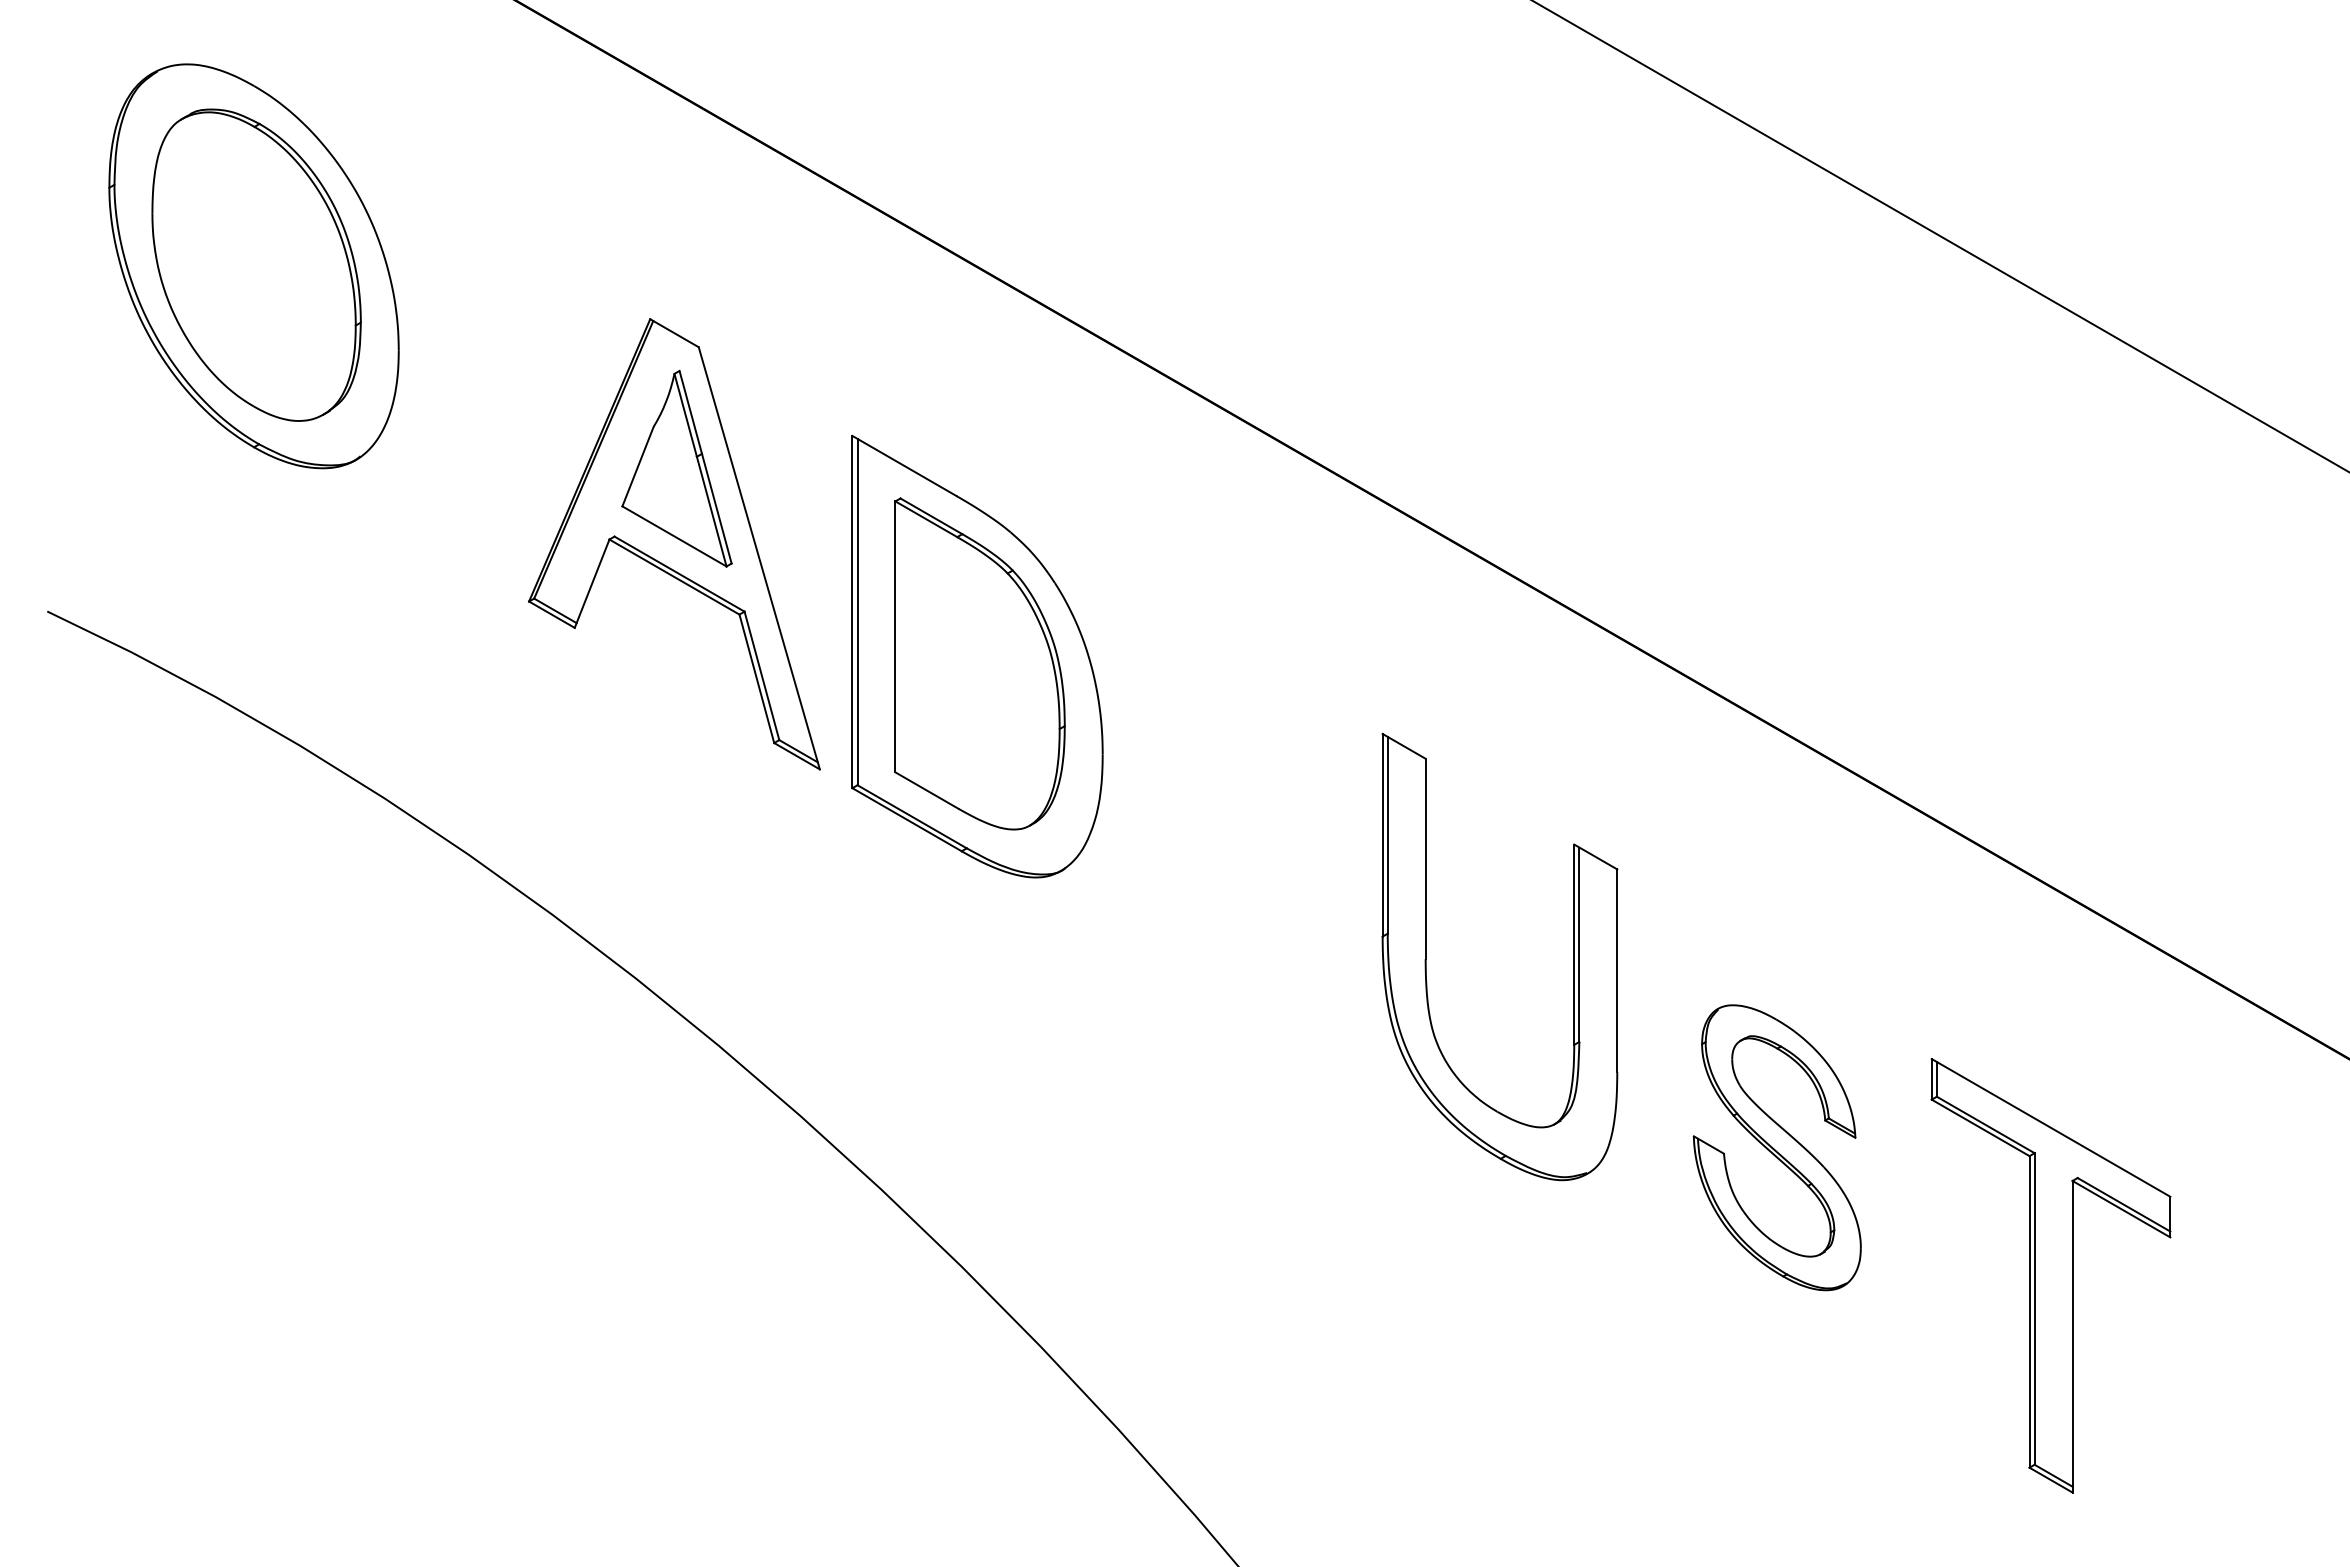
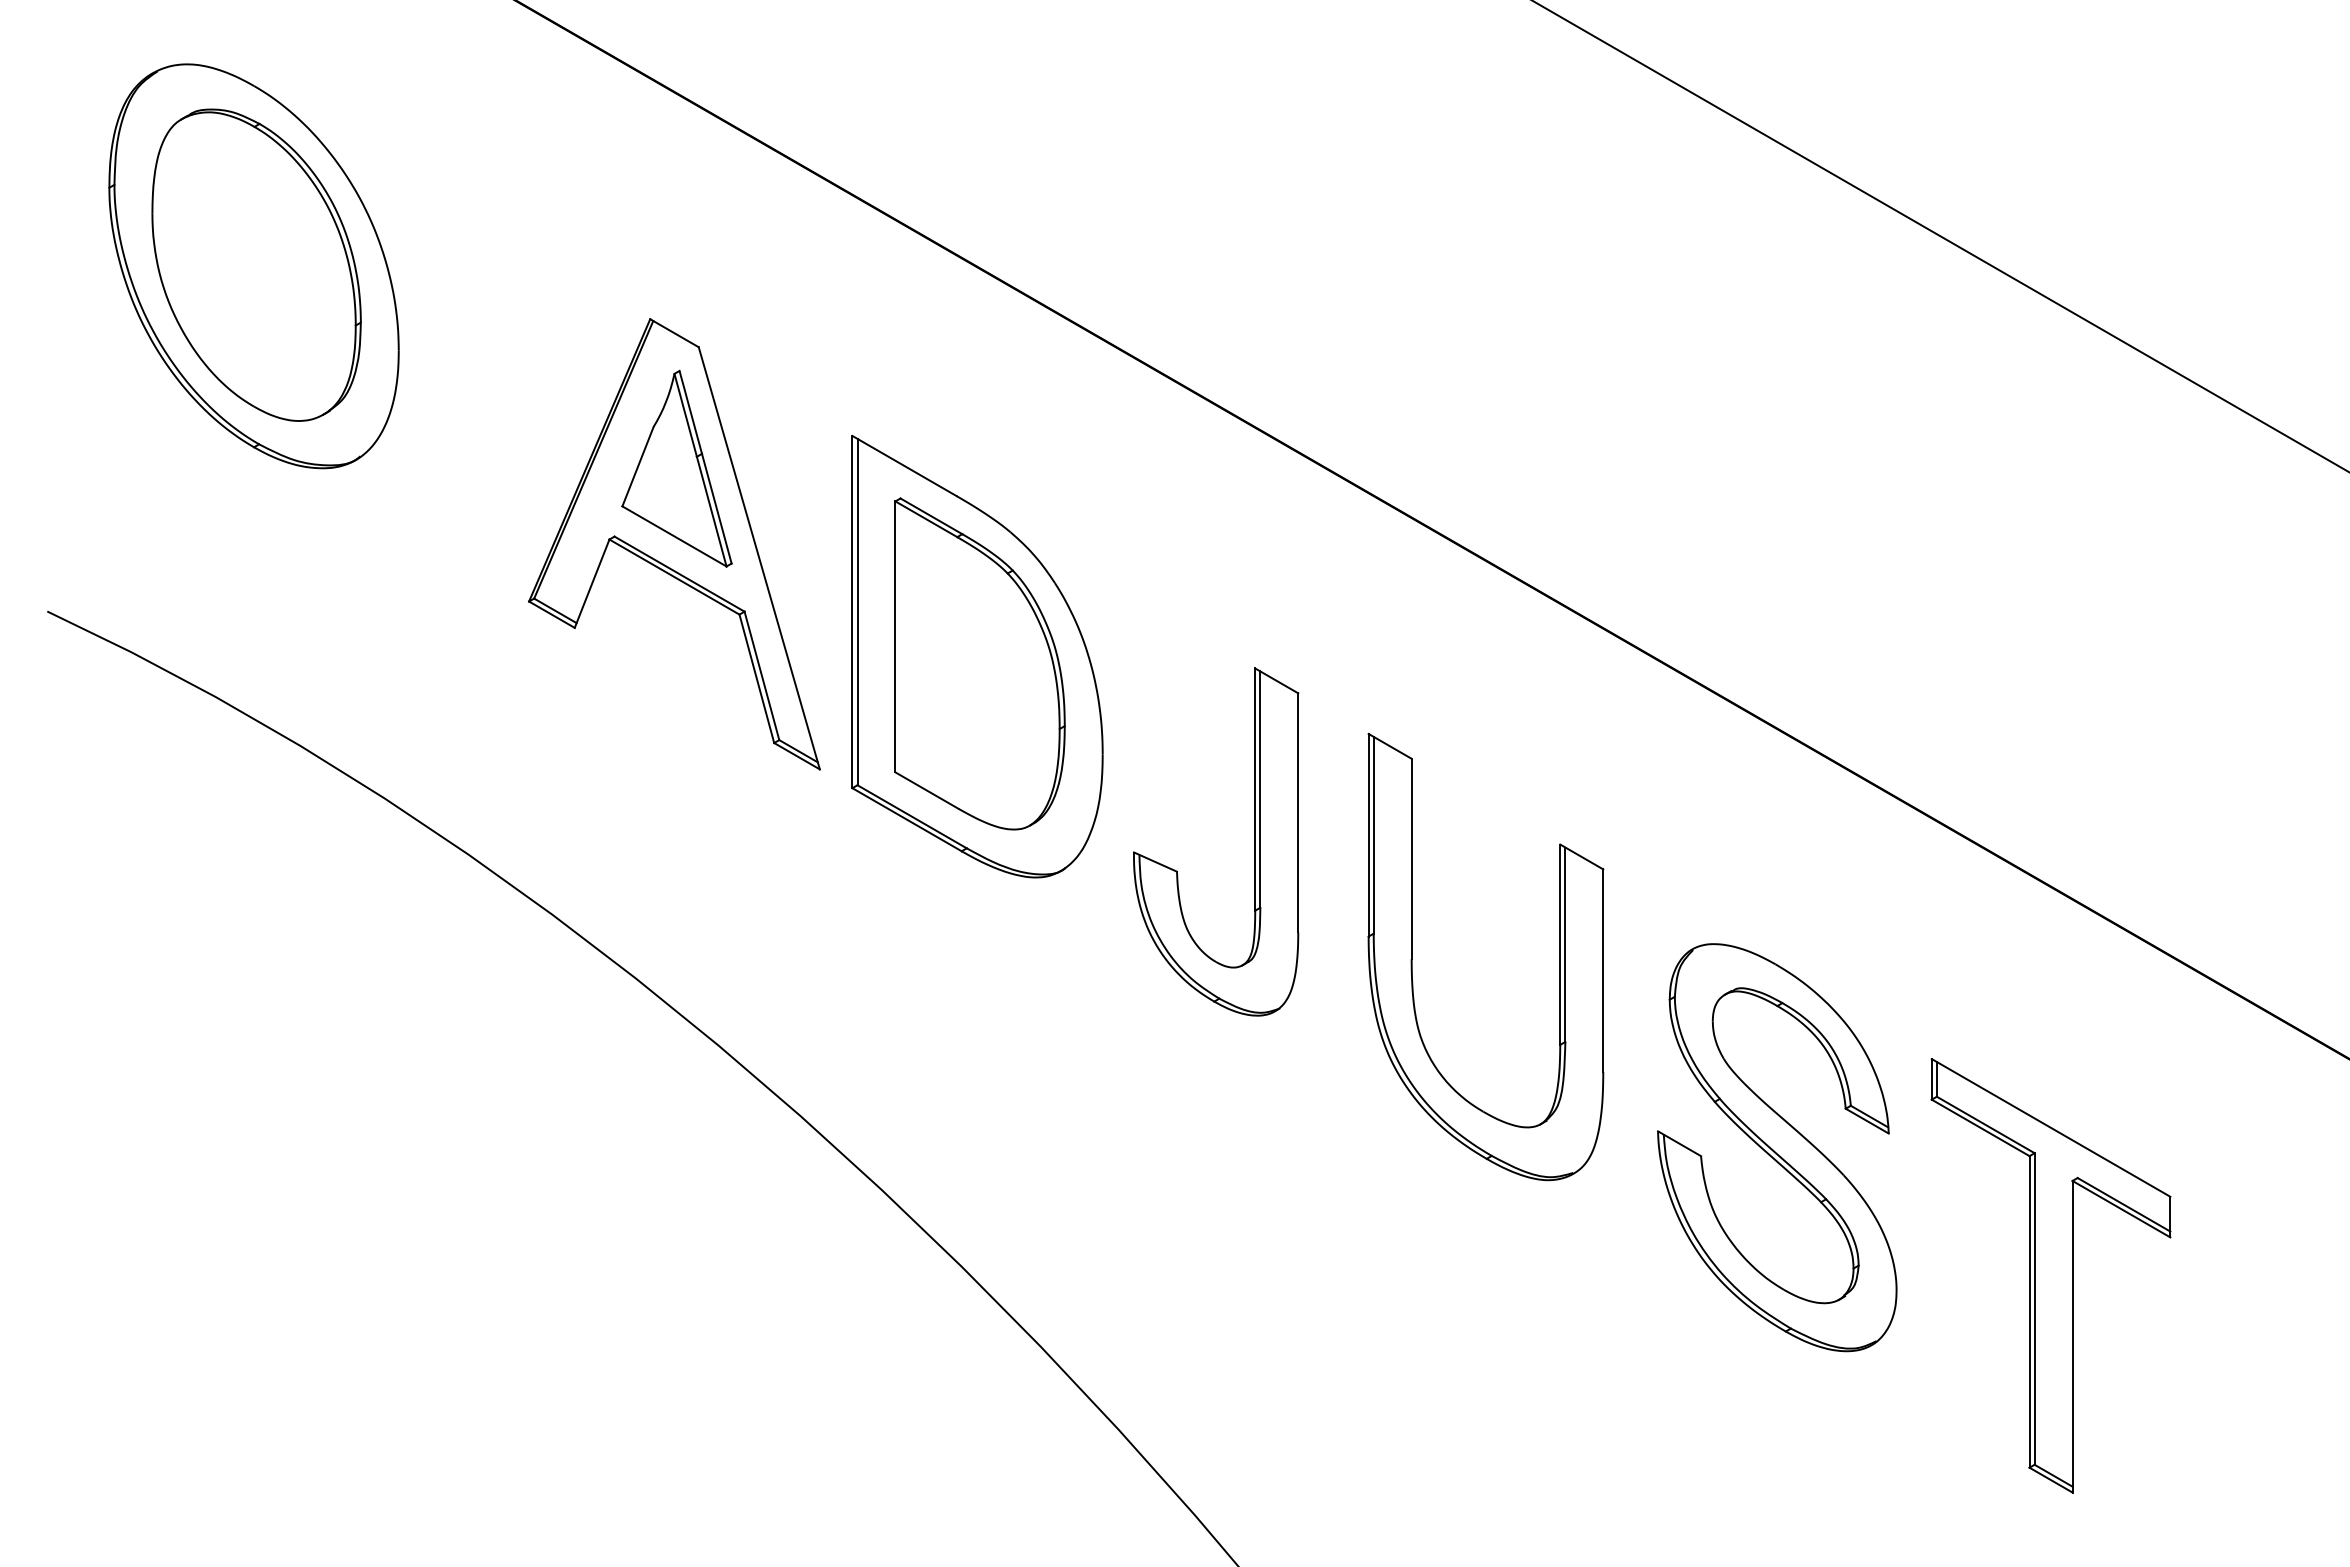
part: none -> present (1254, 841)
part position: (1426, 956) -> (1412, 956) (1412, 956)
part size: 170x288 px -> 241x410 px (1777, 1147)
